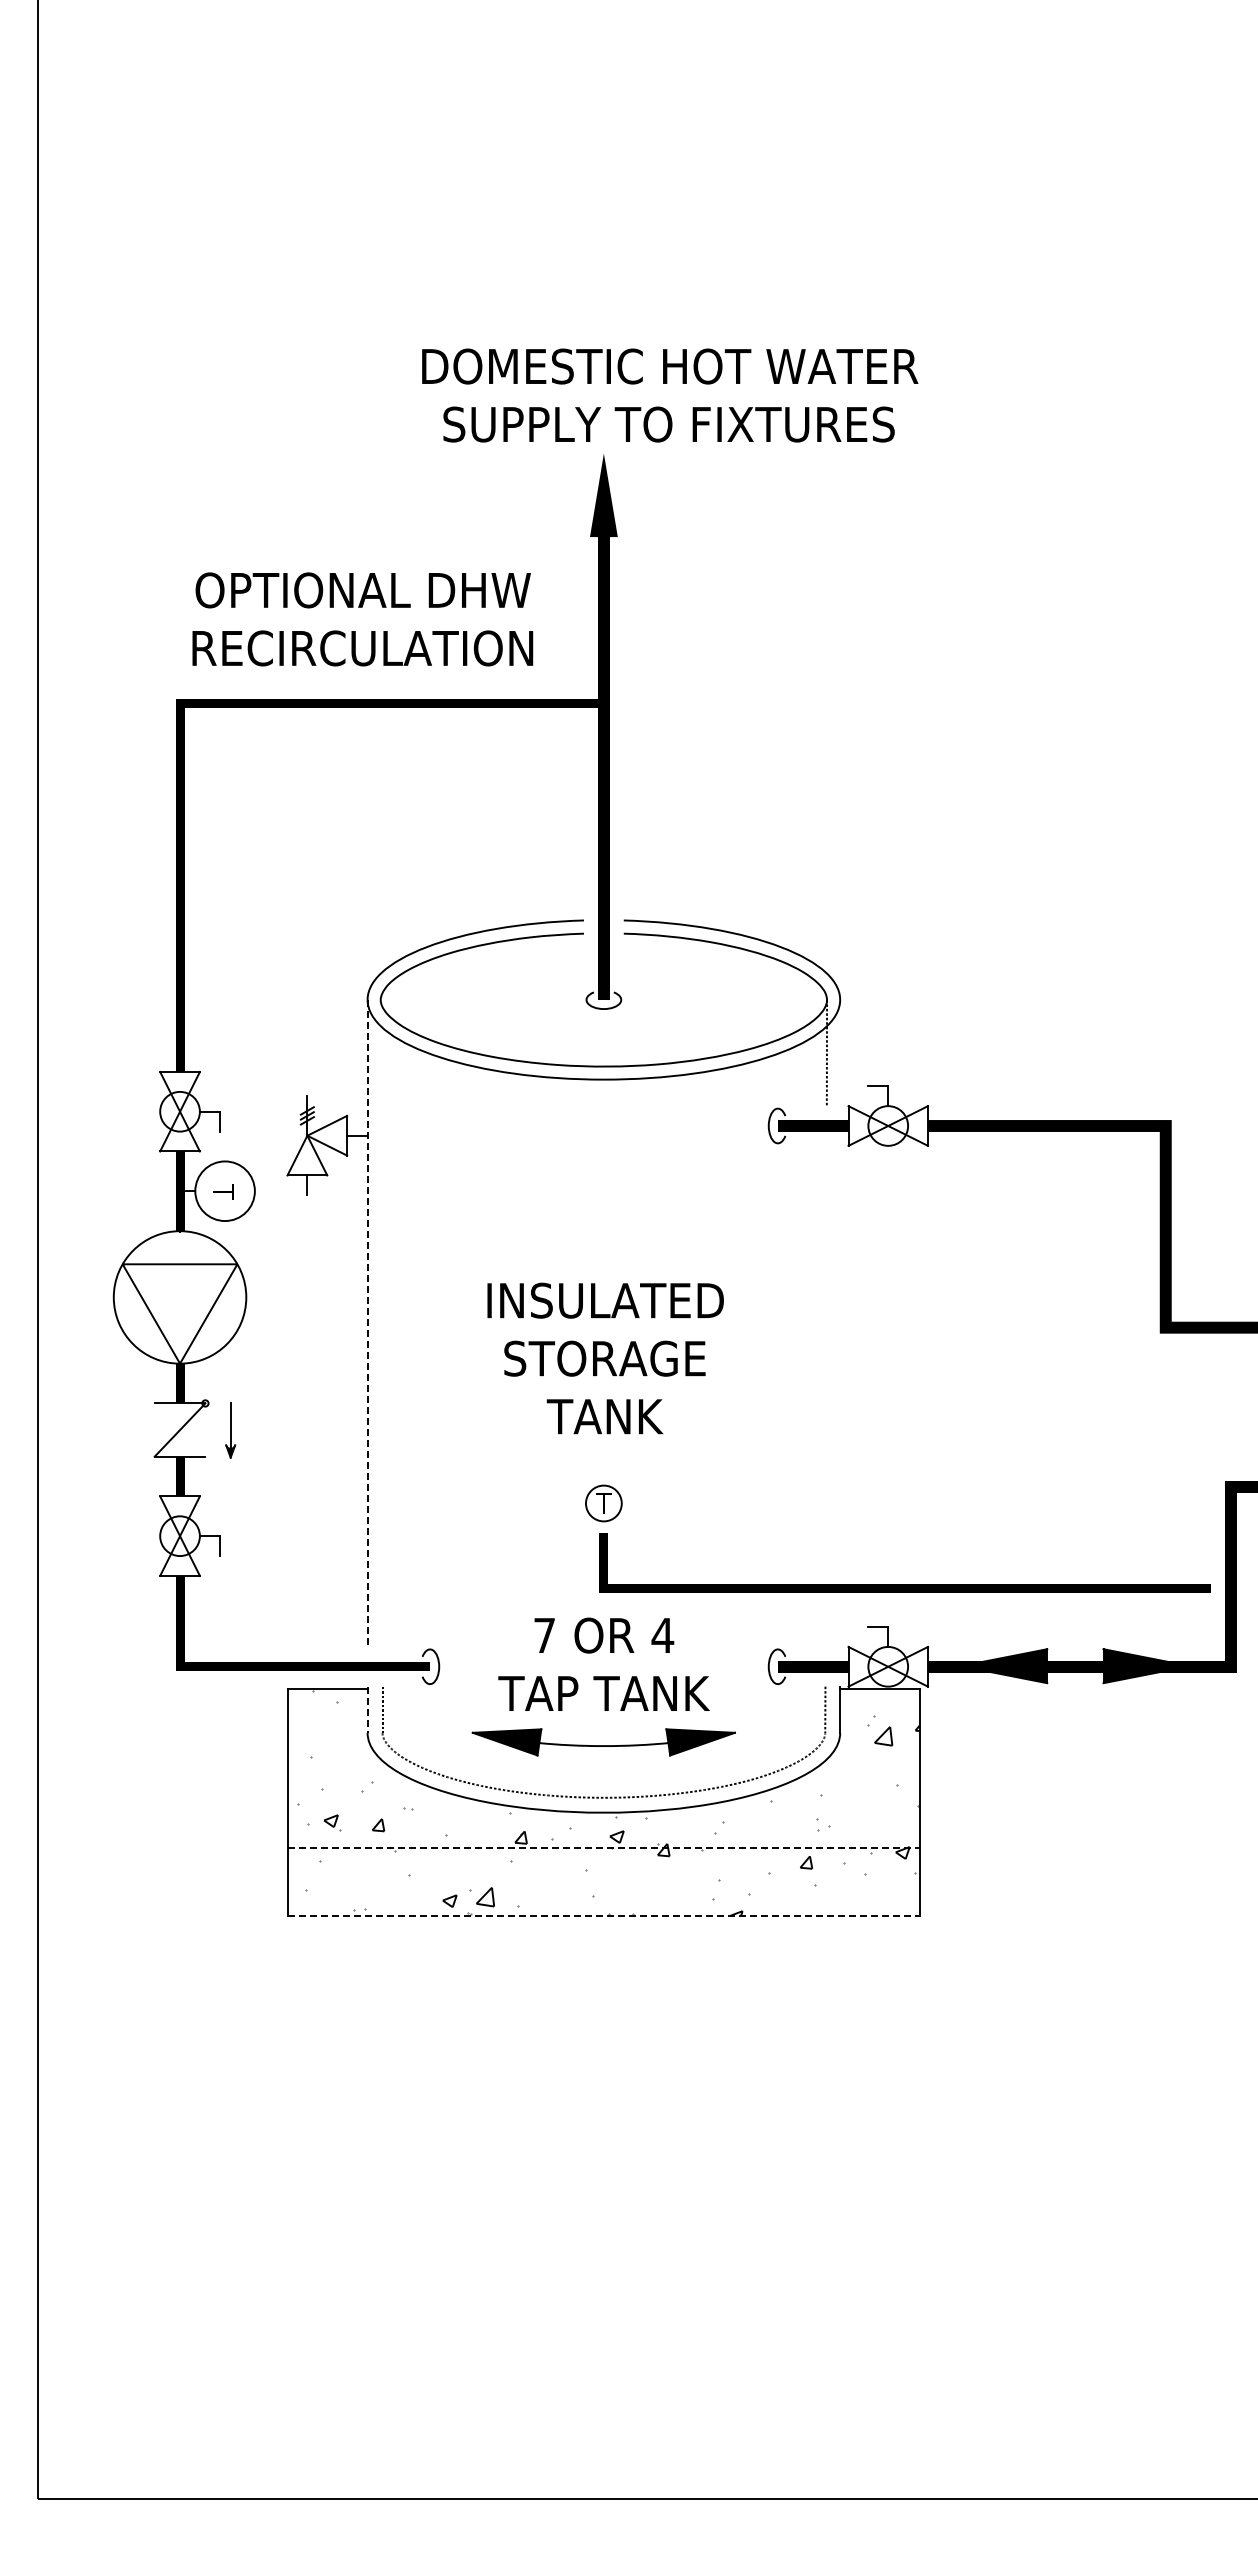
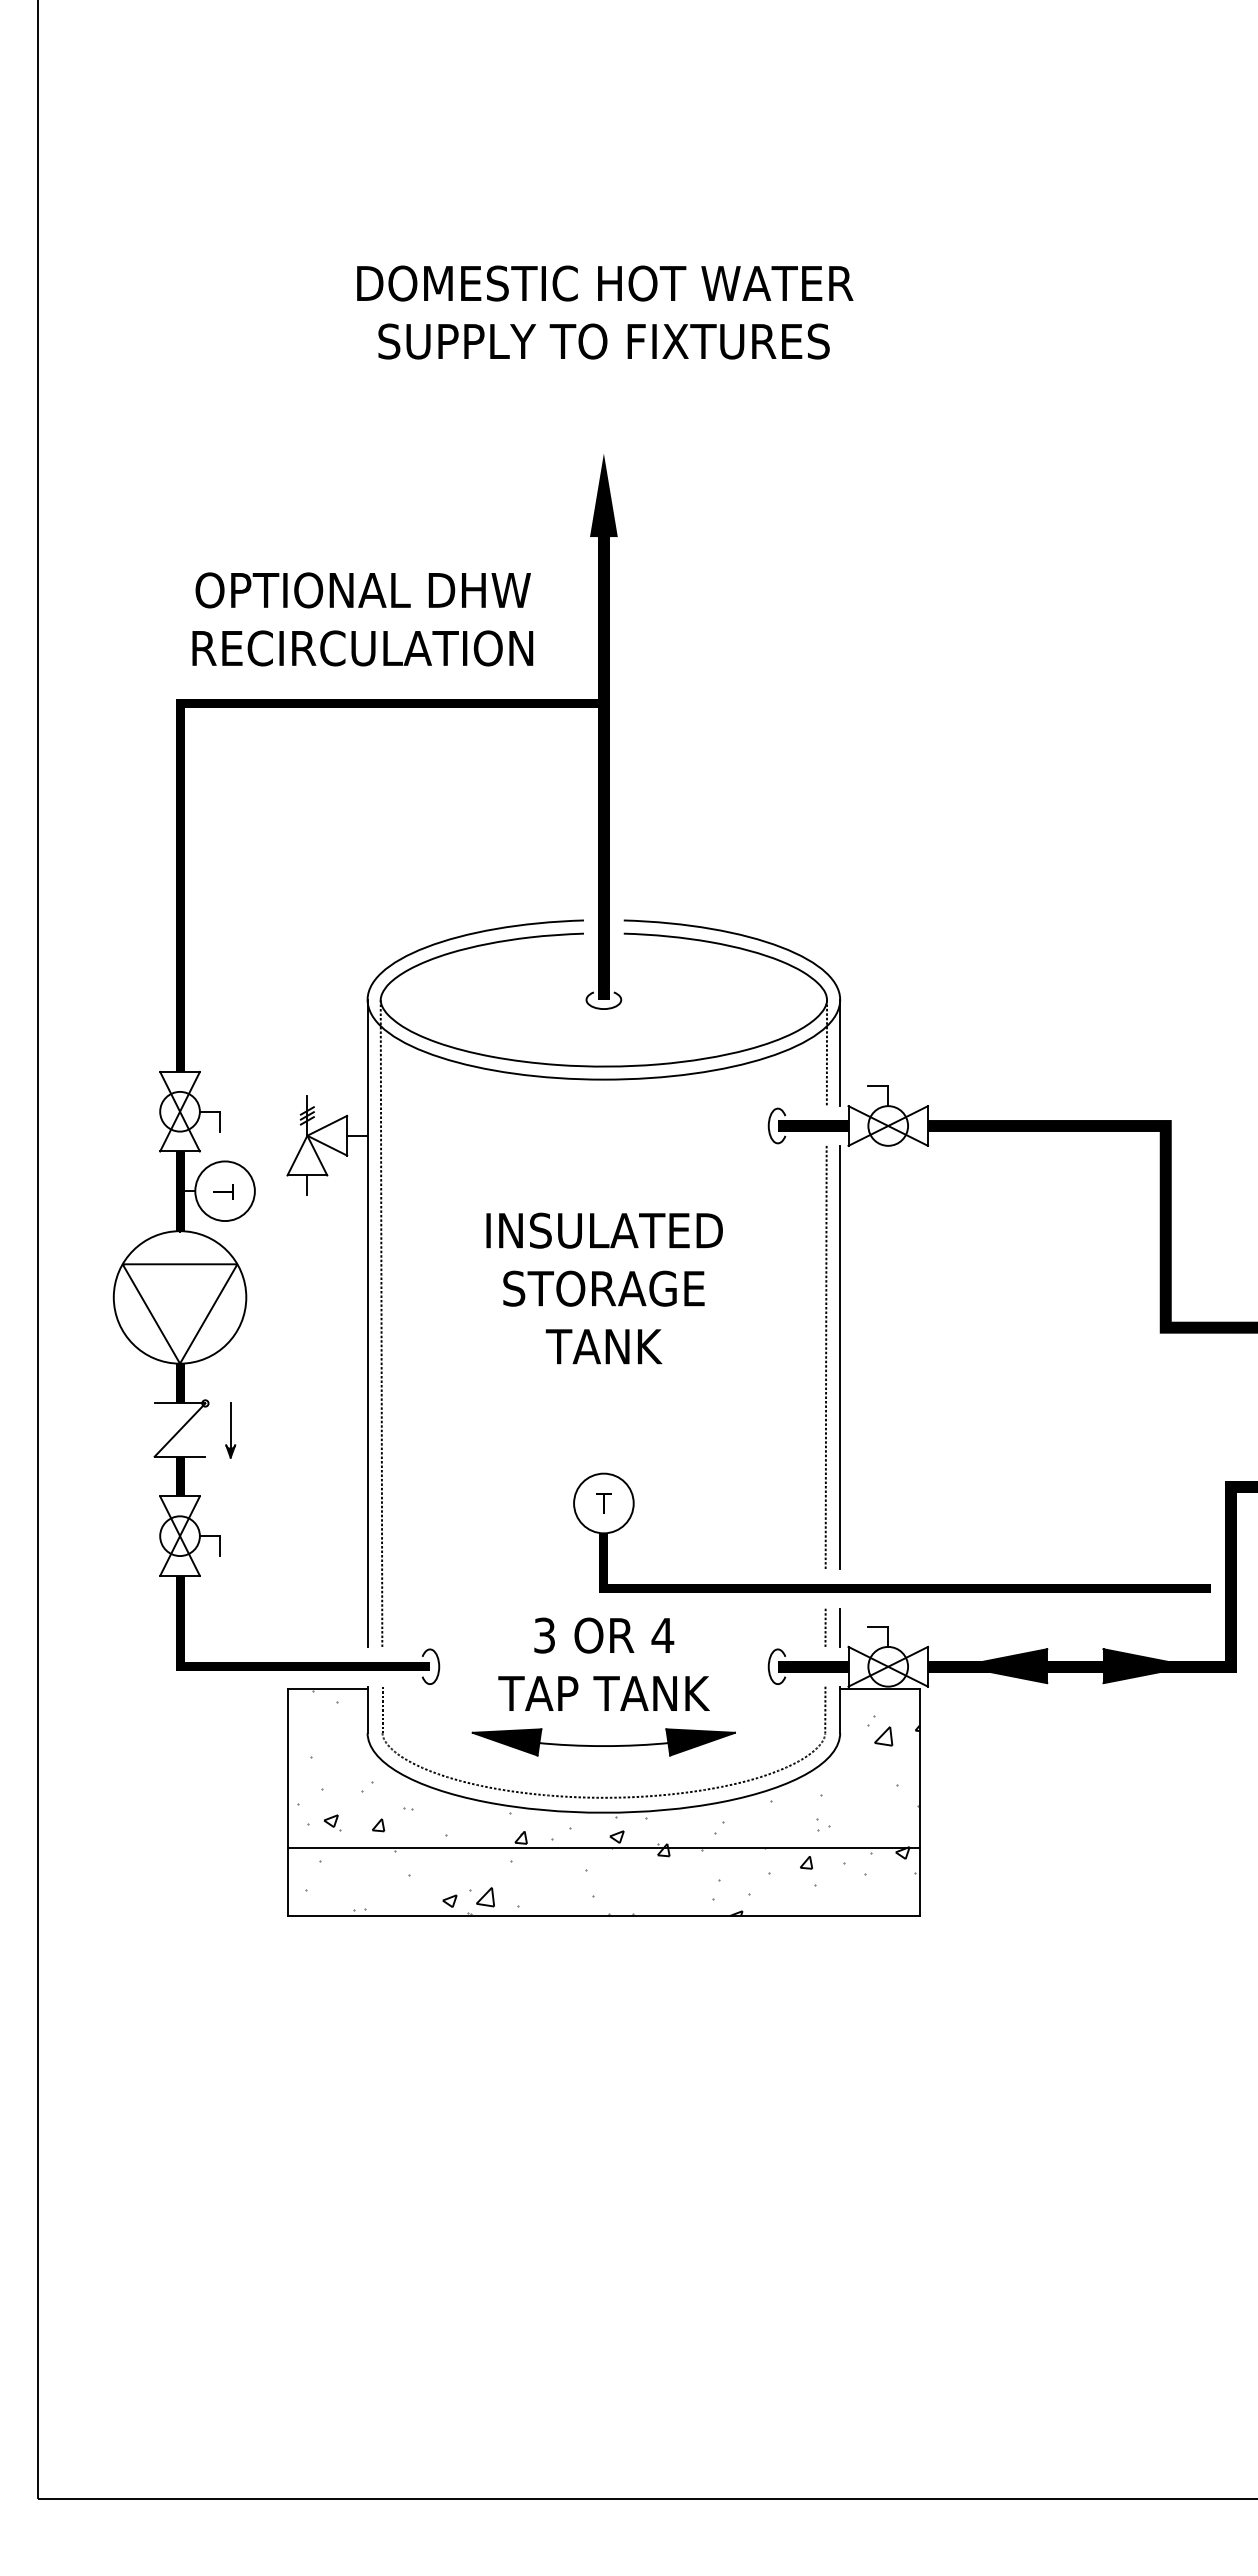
text position: (670, 395) -> (605, 312) (605, 312)
line: none -> present (840, 1052)
line: dashed -> solid (367, 1323)
line: none -> present (381, 1323)
line: none -> present (825, 1356)
line: none -> present (840, 1356)
text position: (605, 1358) -> (604, 1288) (604, 1288)
circle diameter: 36 px -> 60 px (603, 1503)
line: none -> present (825, 1627)
line: none -> present (840, 1627)
text: 7 -> 3 (544, 1635)
line: dashed -> solid (367, 1710)
line: dashed -> solid (603, 1848)
line: dashed -> solid (603, 1916)
